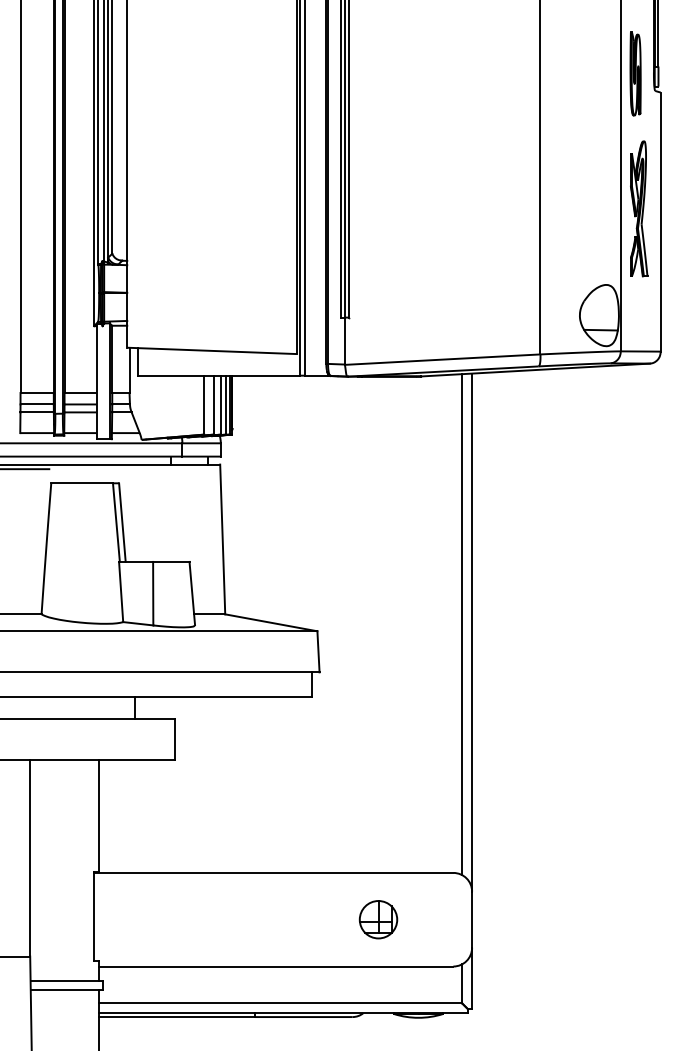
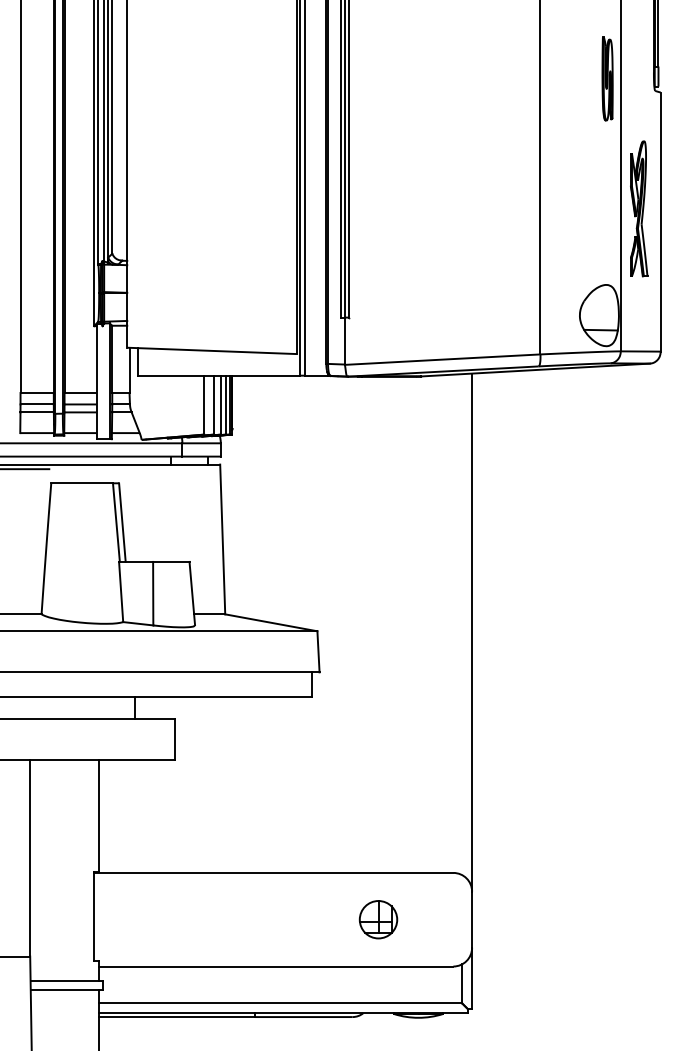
part position: (635, 73) -> (607, 78) (607, 78)
line: present -> none (462, 624)
